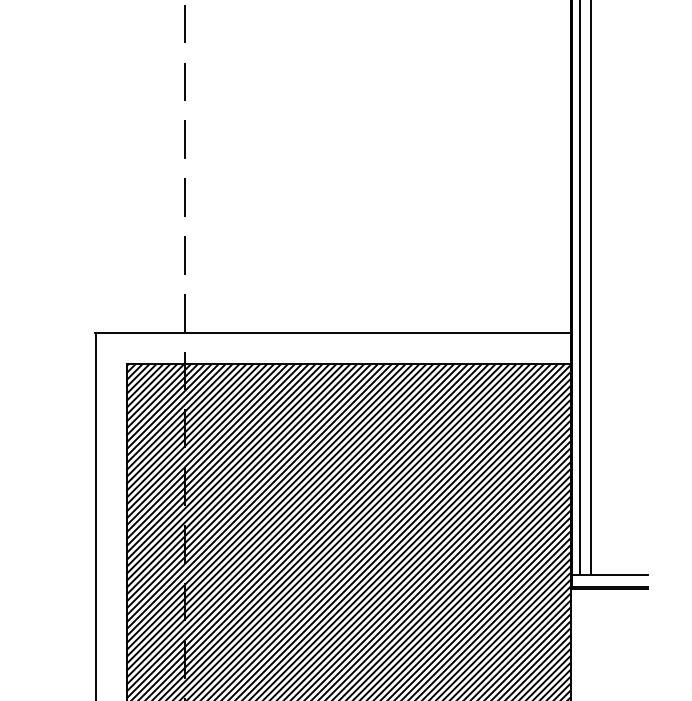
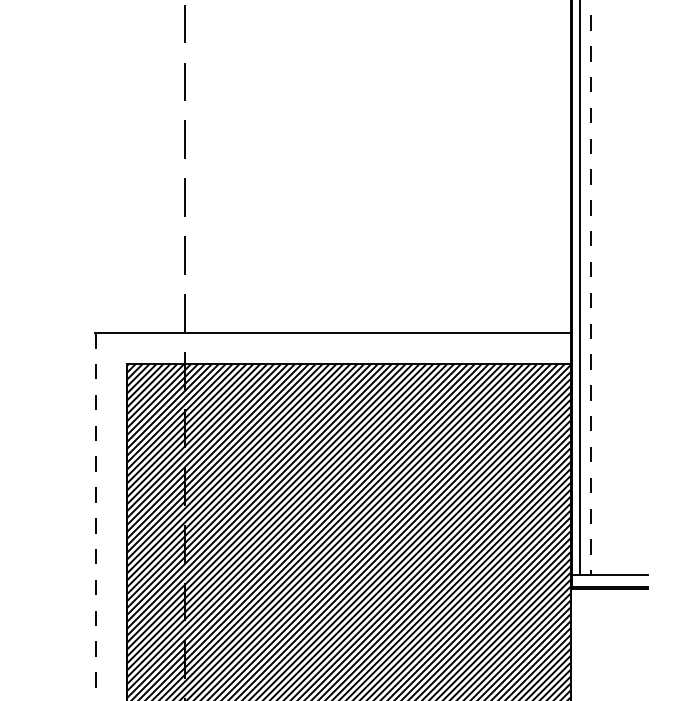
line: solid -> dashed (590, 288)
line: solid -> dashed (95, 517)
